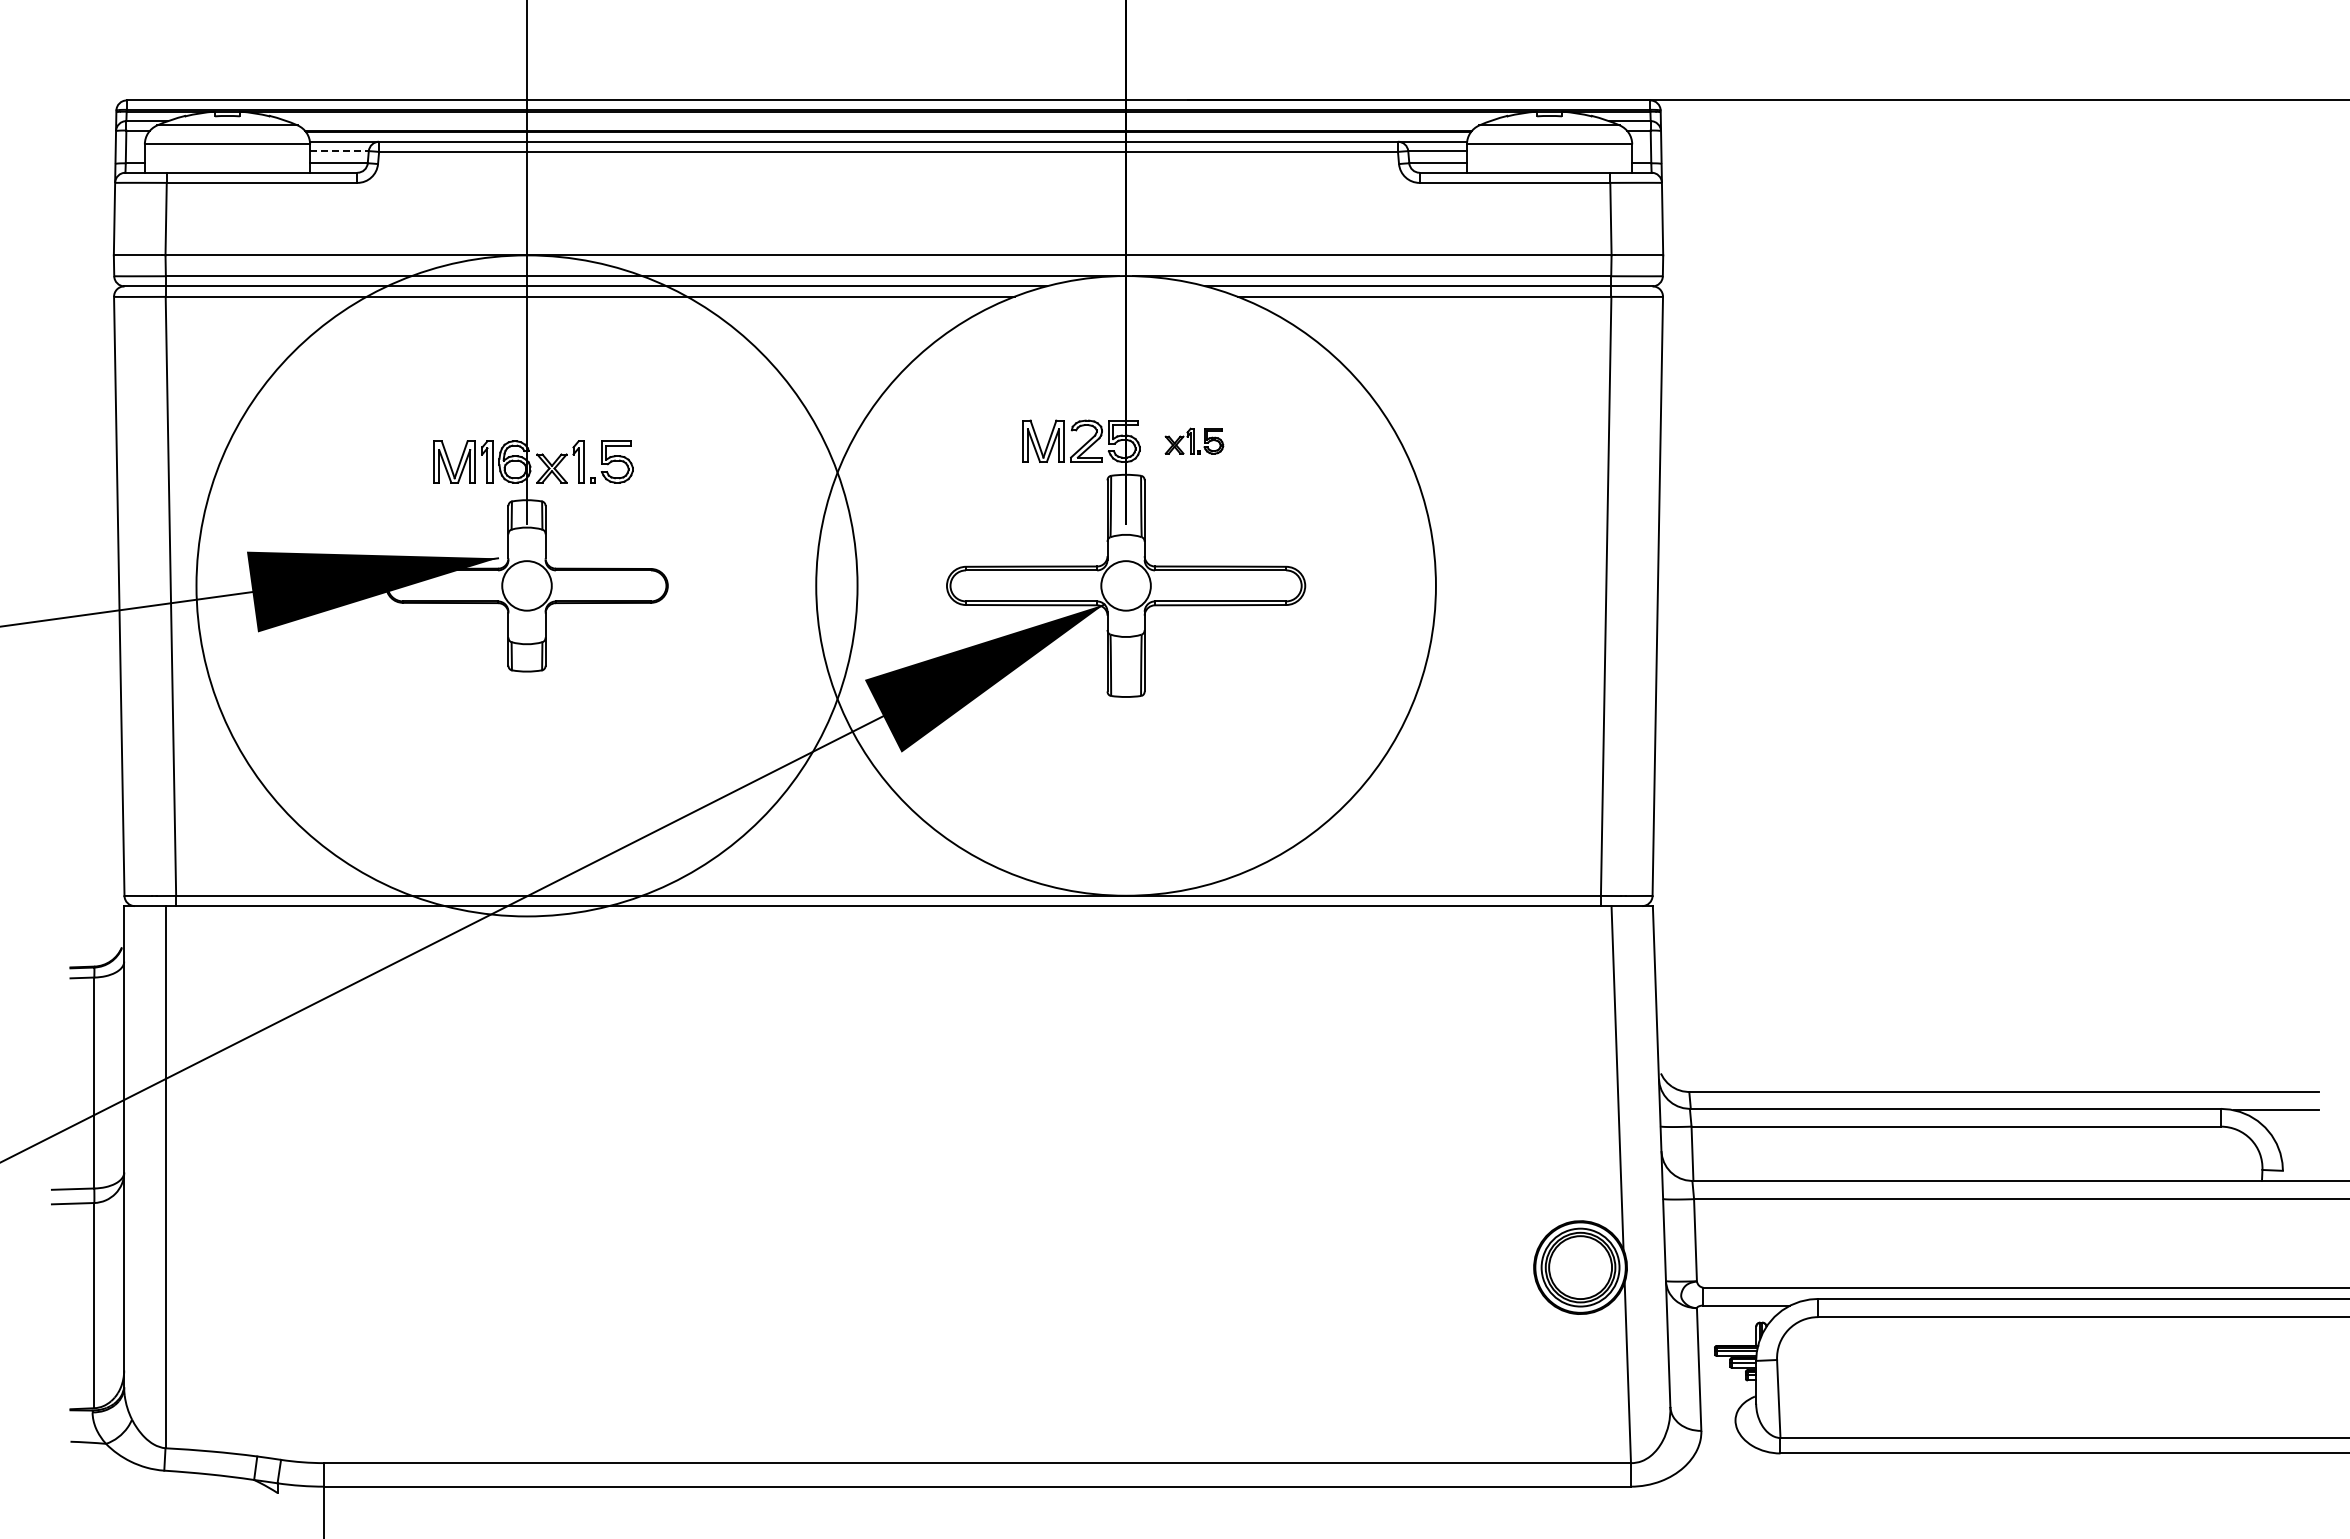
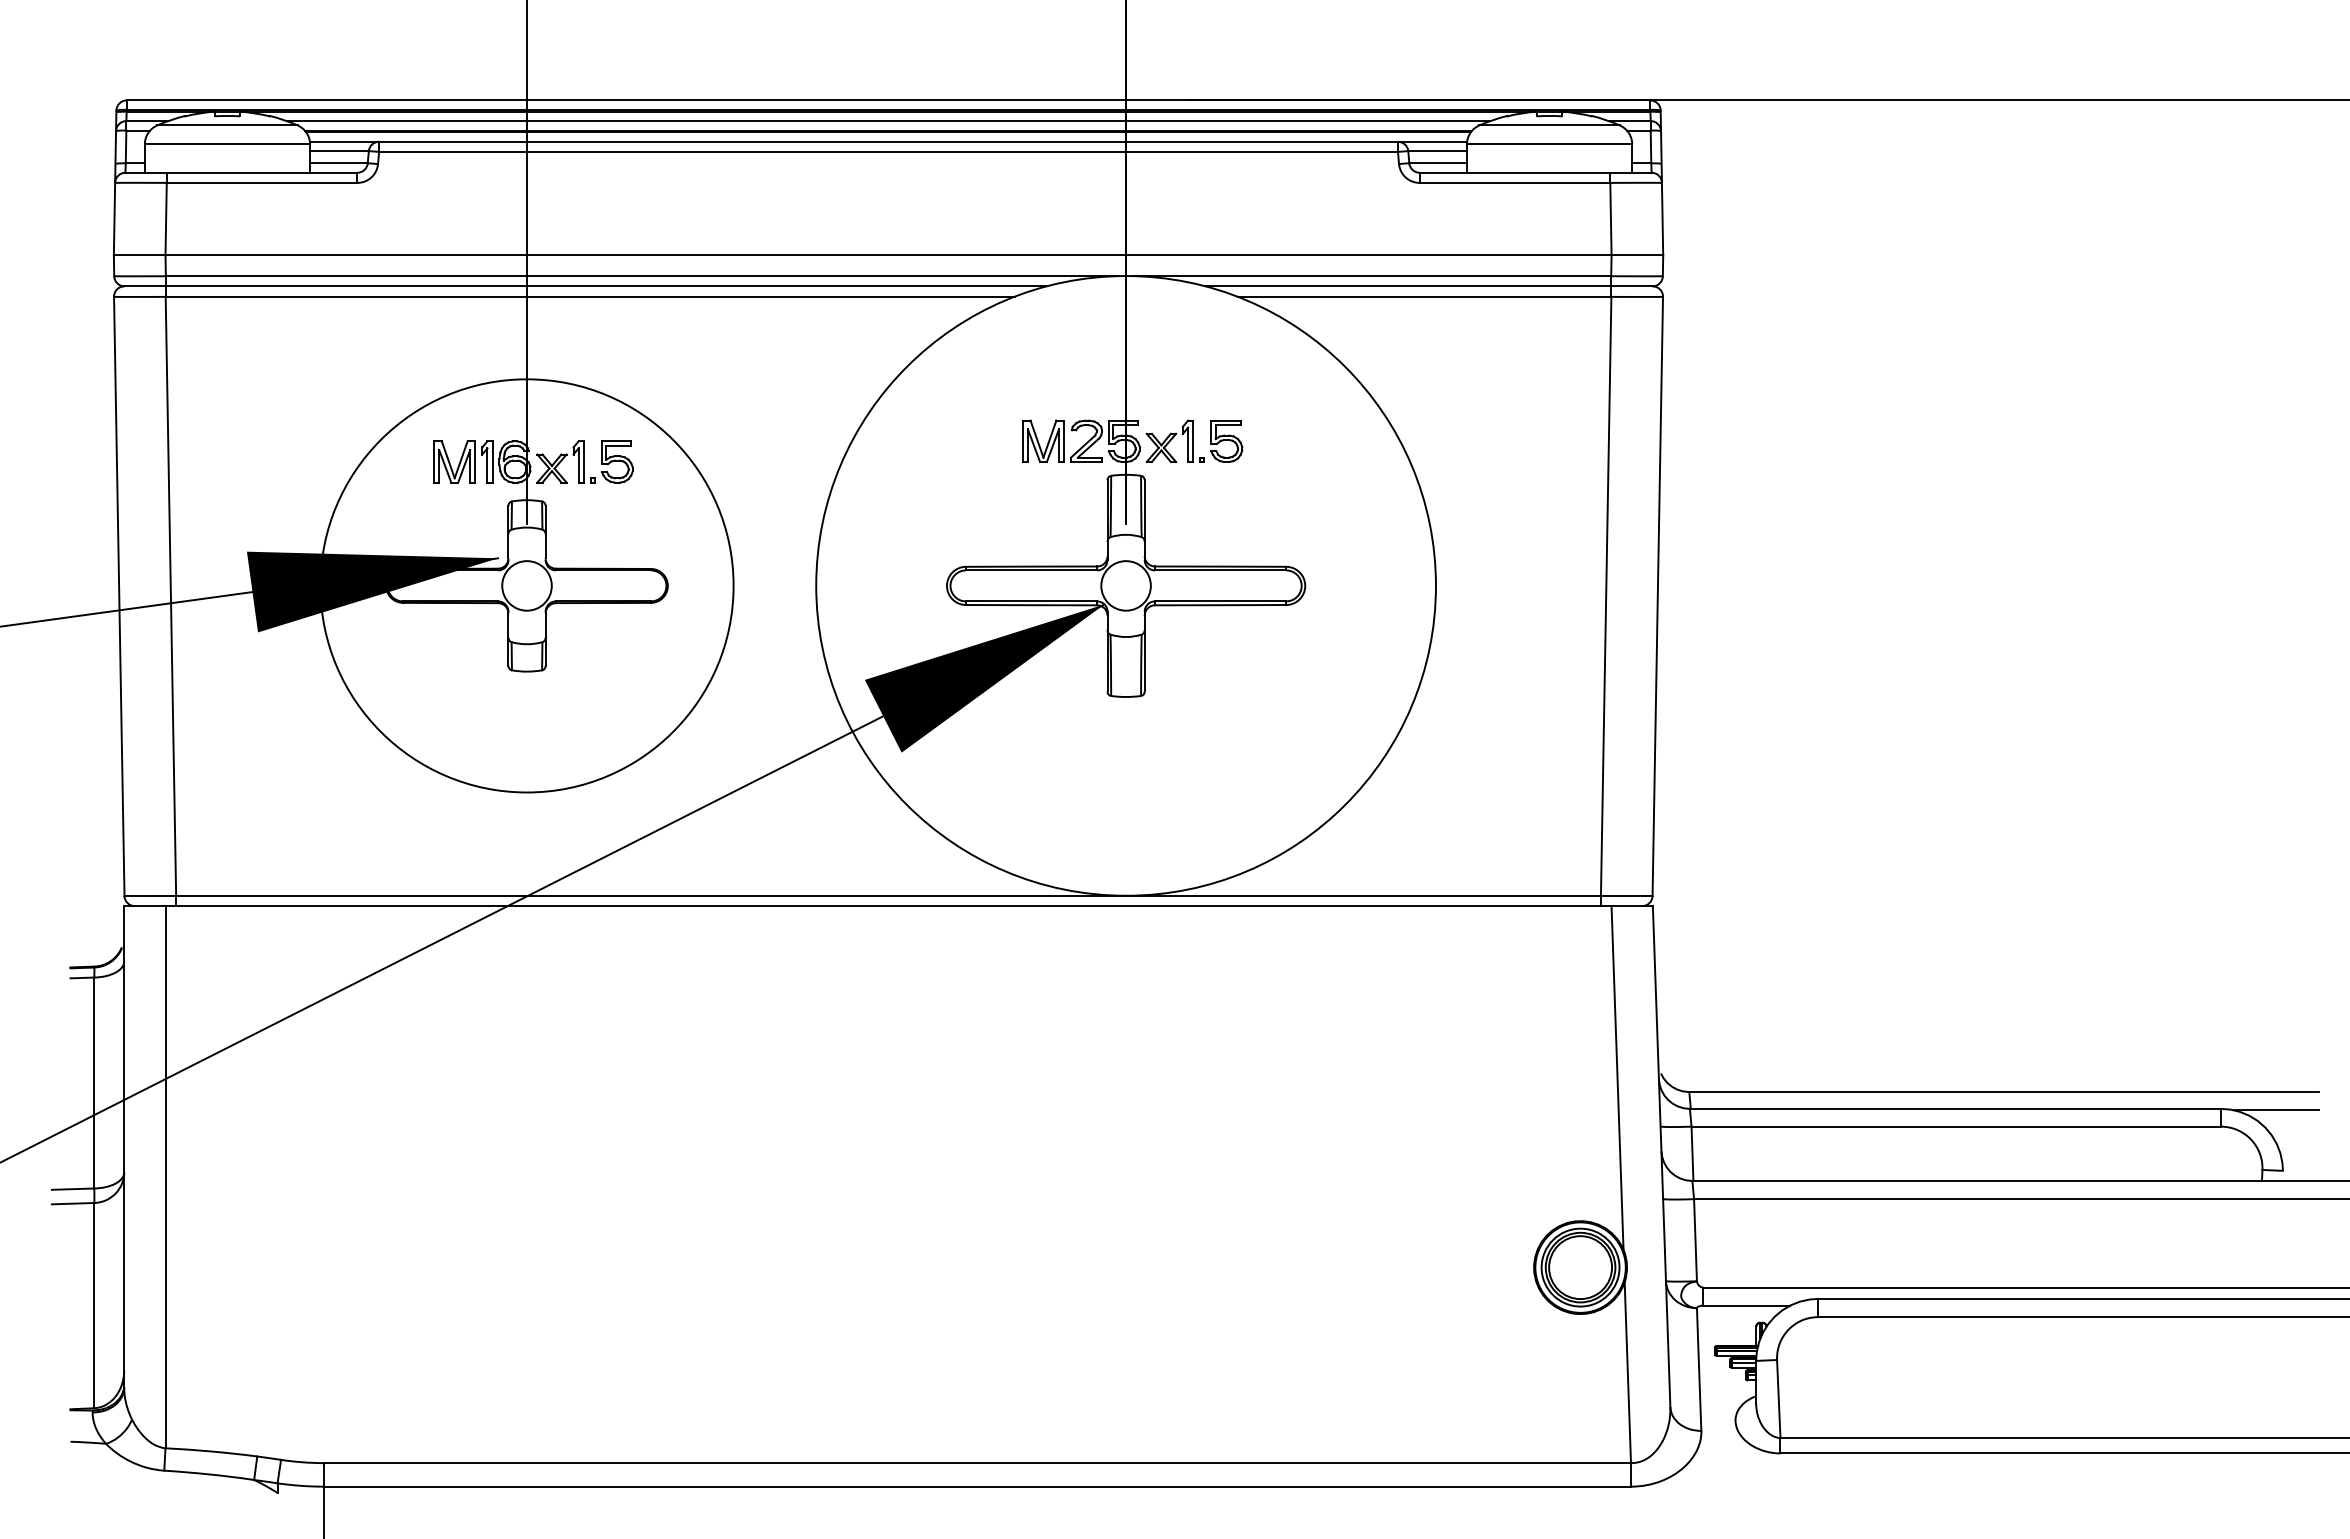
line: none -> present (888, 121)
line: dashed -> solid (339, 151)
part size: 61x28 px -> 99x44 px (1194, 440)
circle diameter: 661 px -> 413 px (526, 585)
